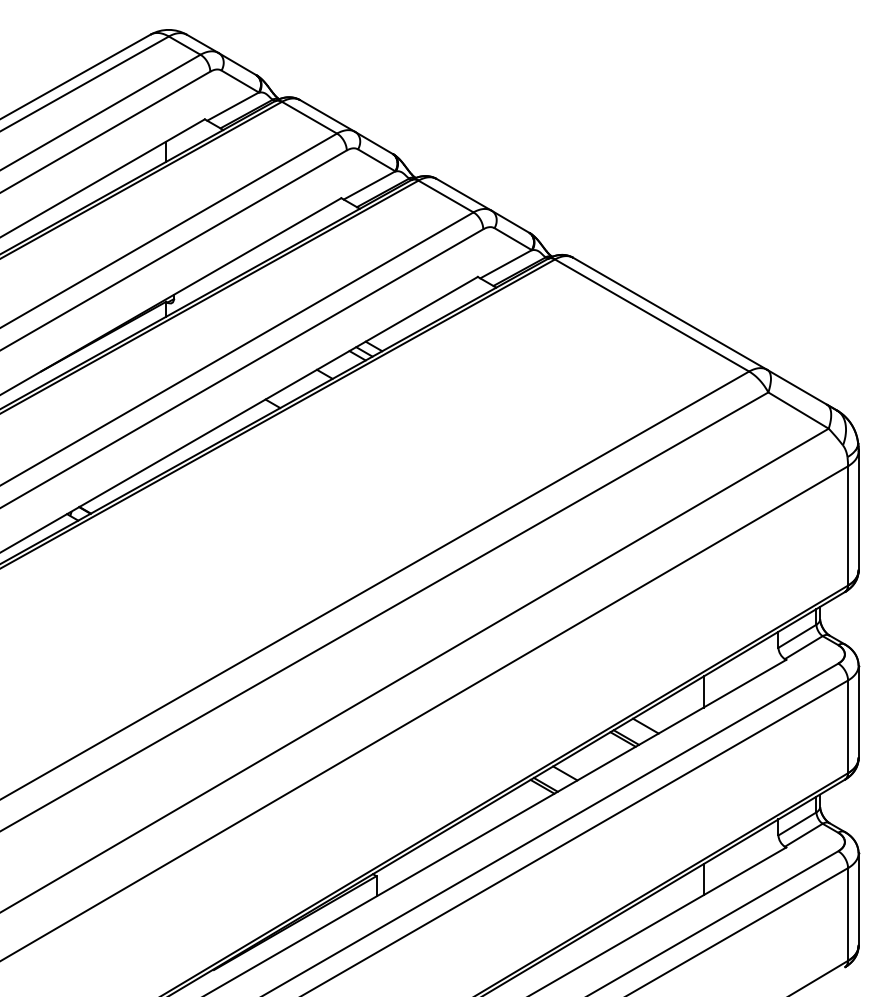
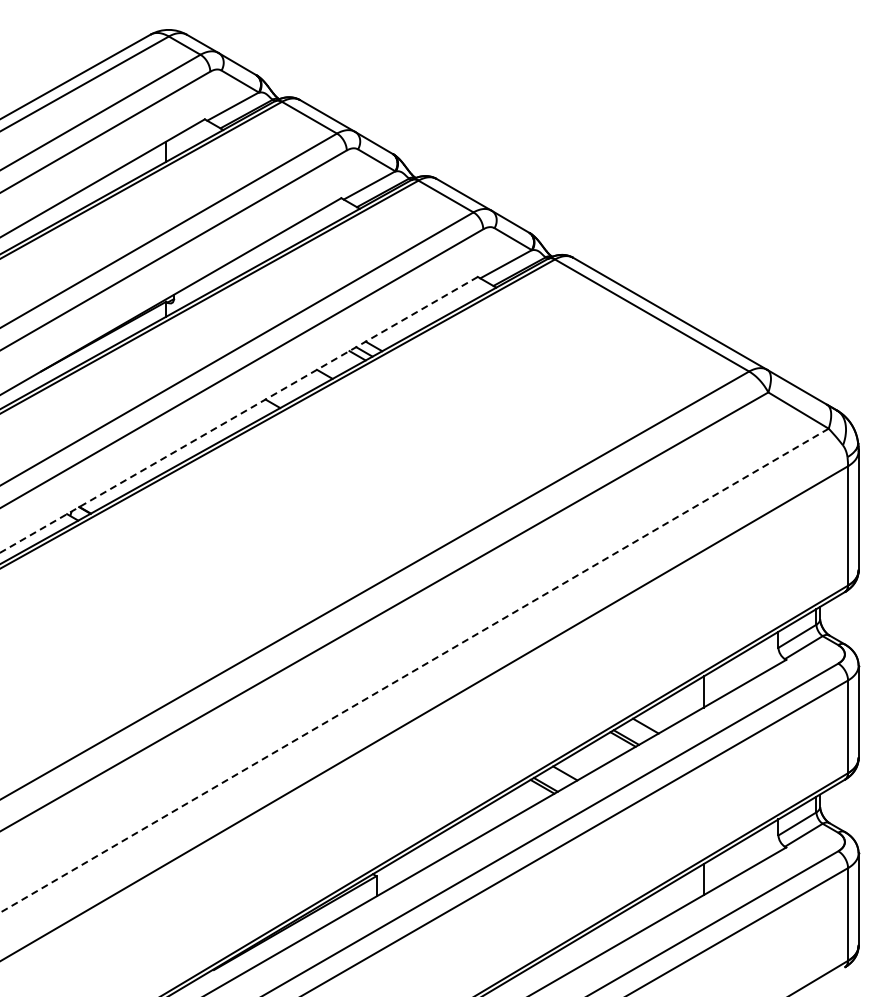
line: solid -> dashed (238, 414)
line: solid -> dashed (414, 670)
